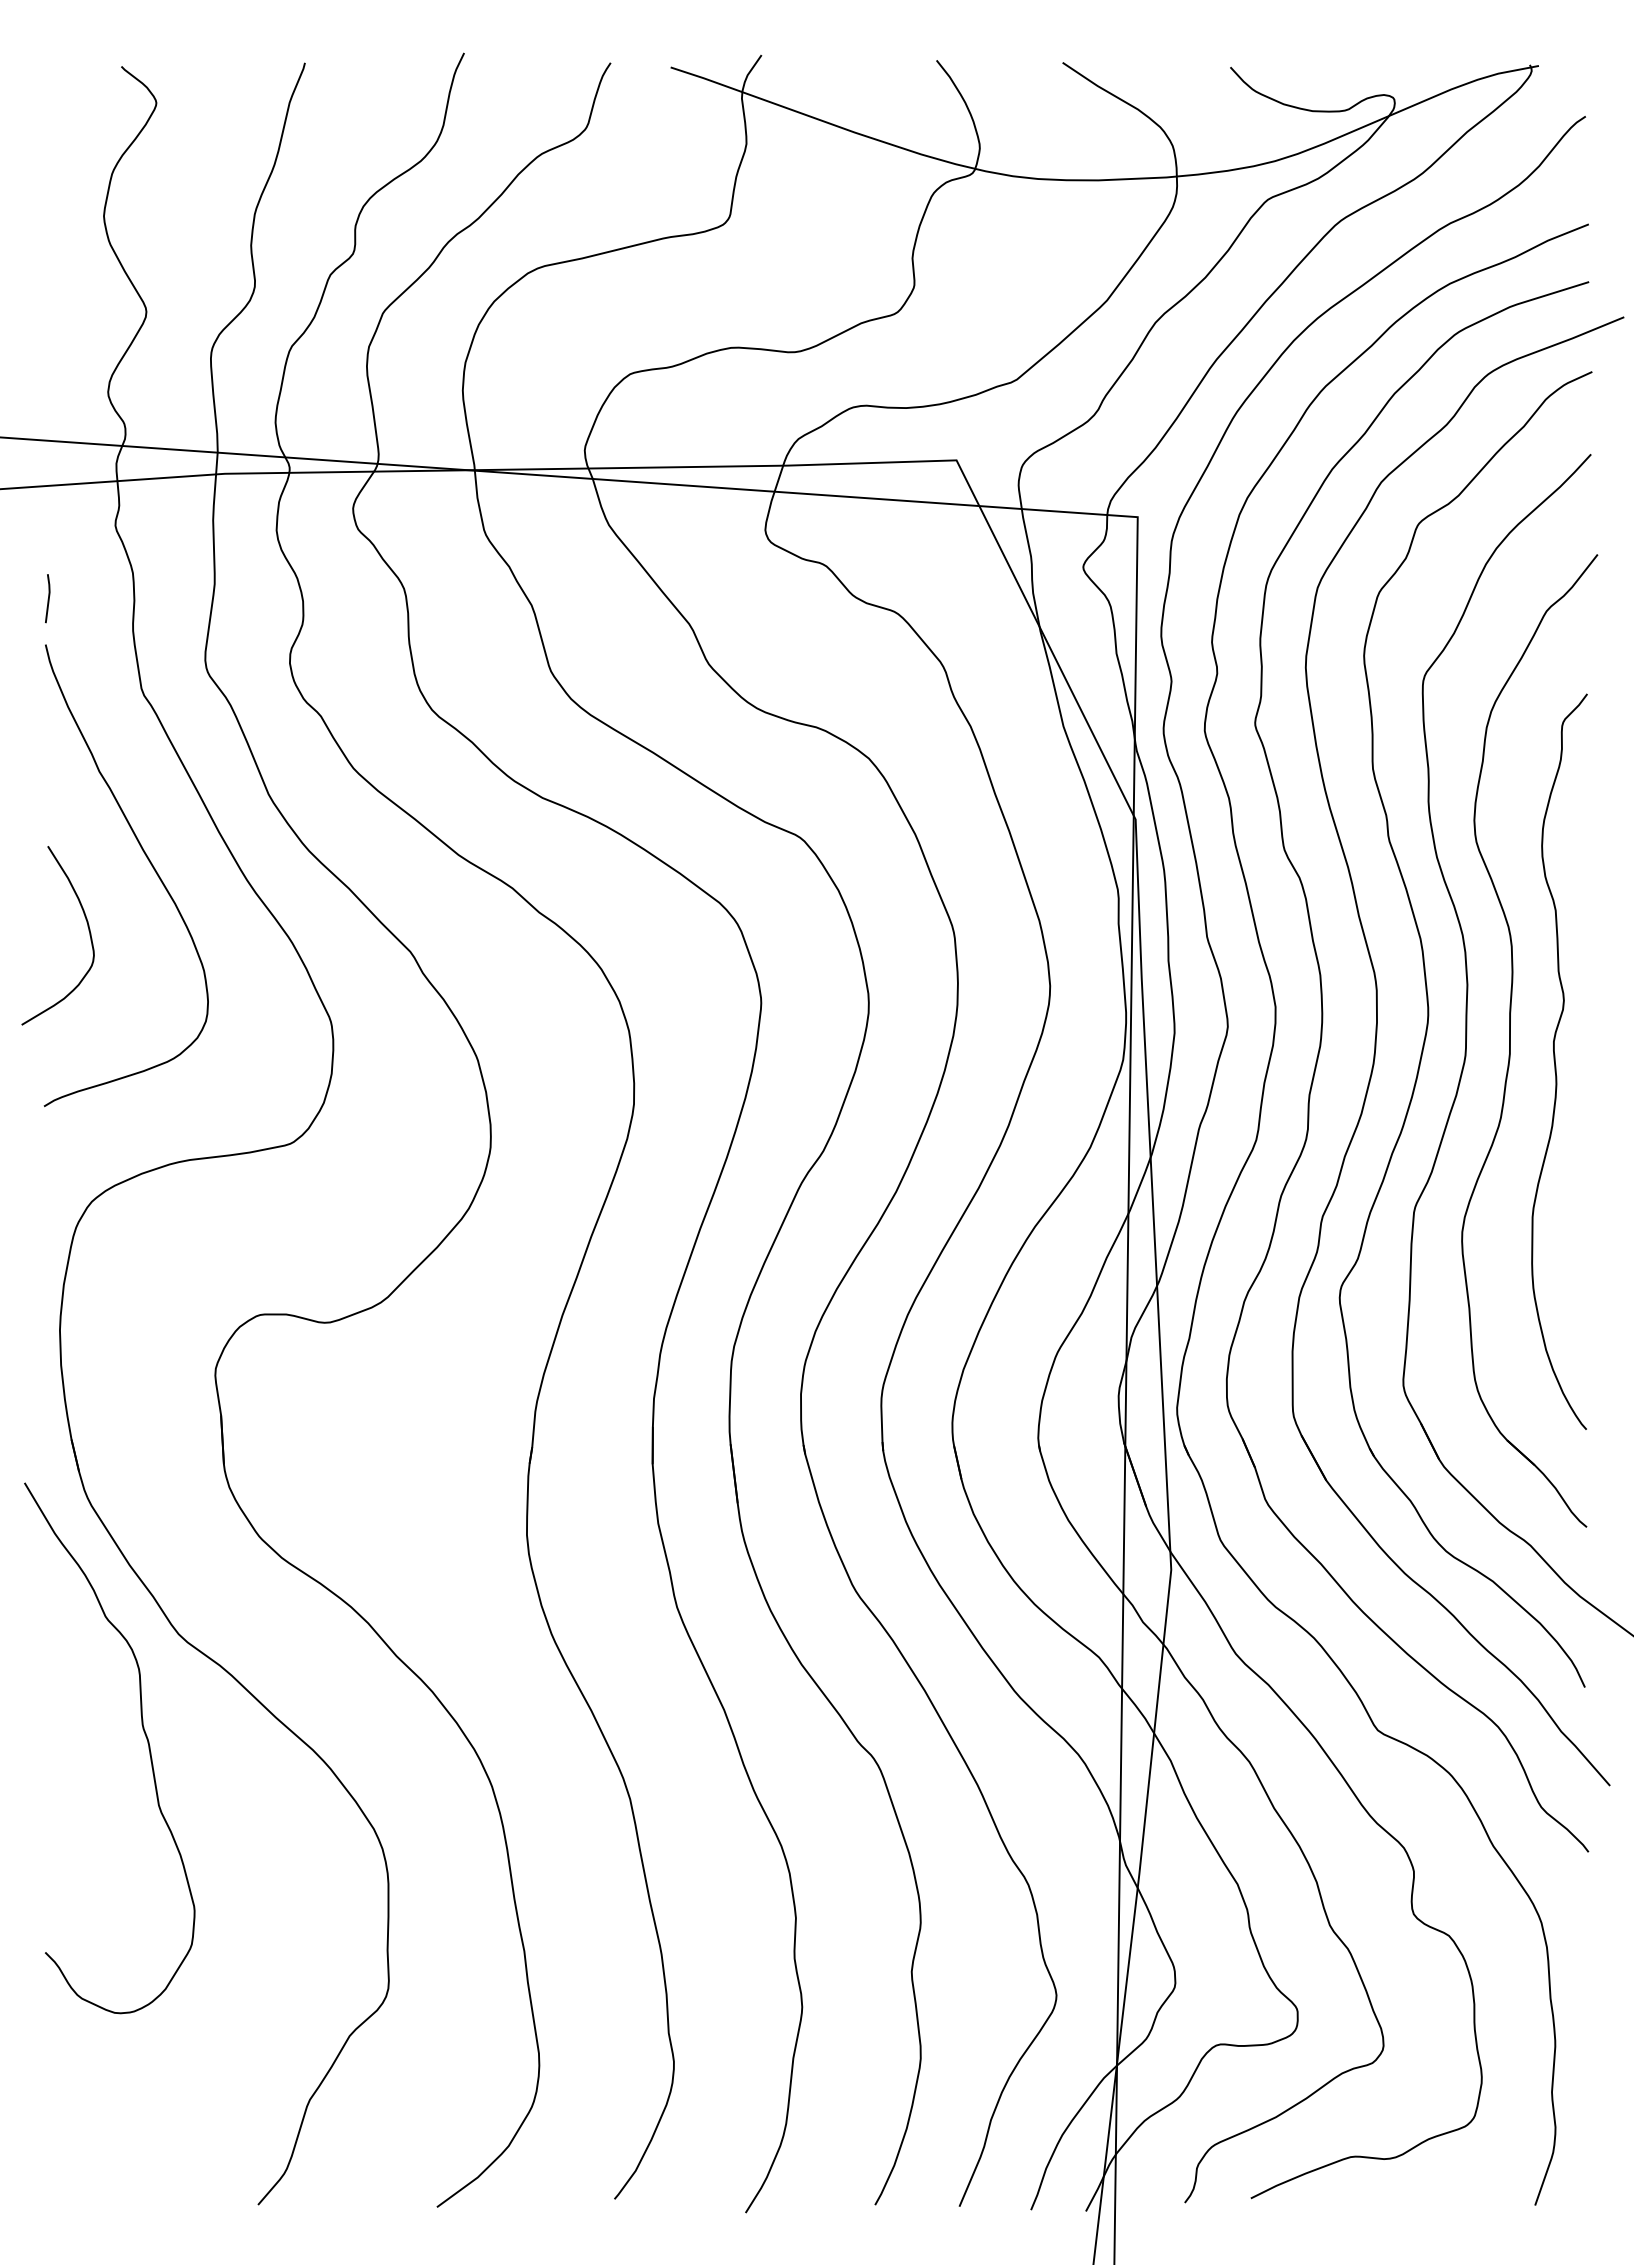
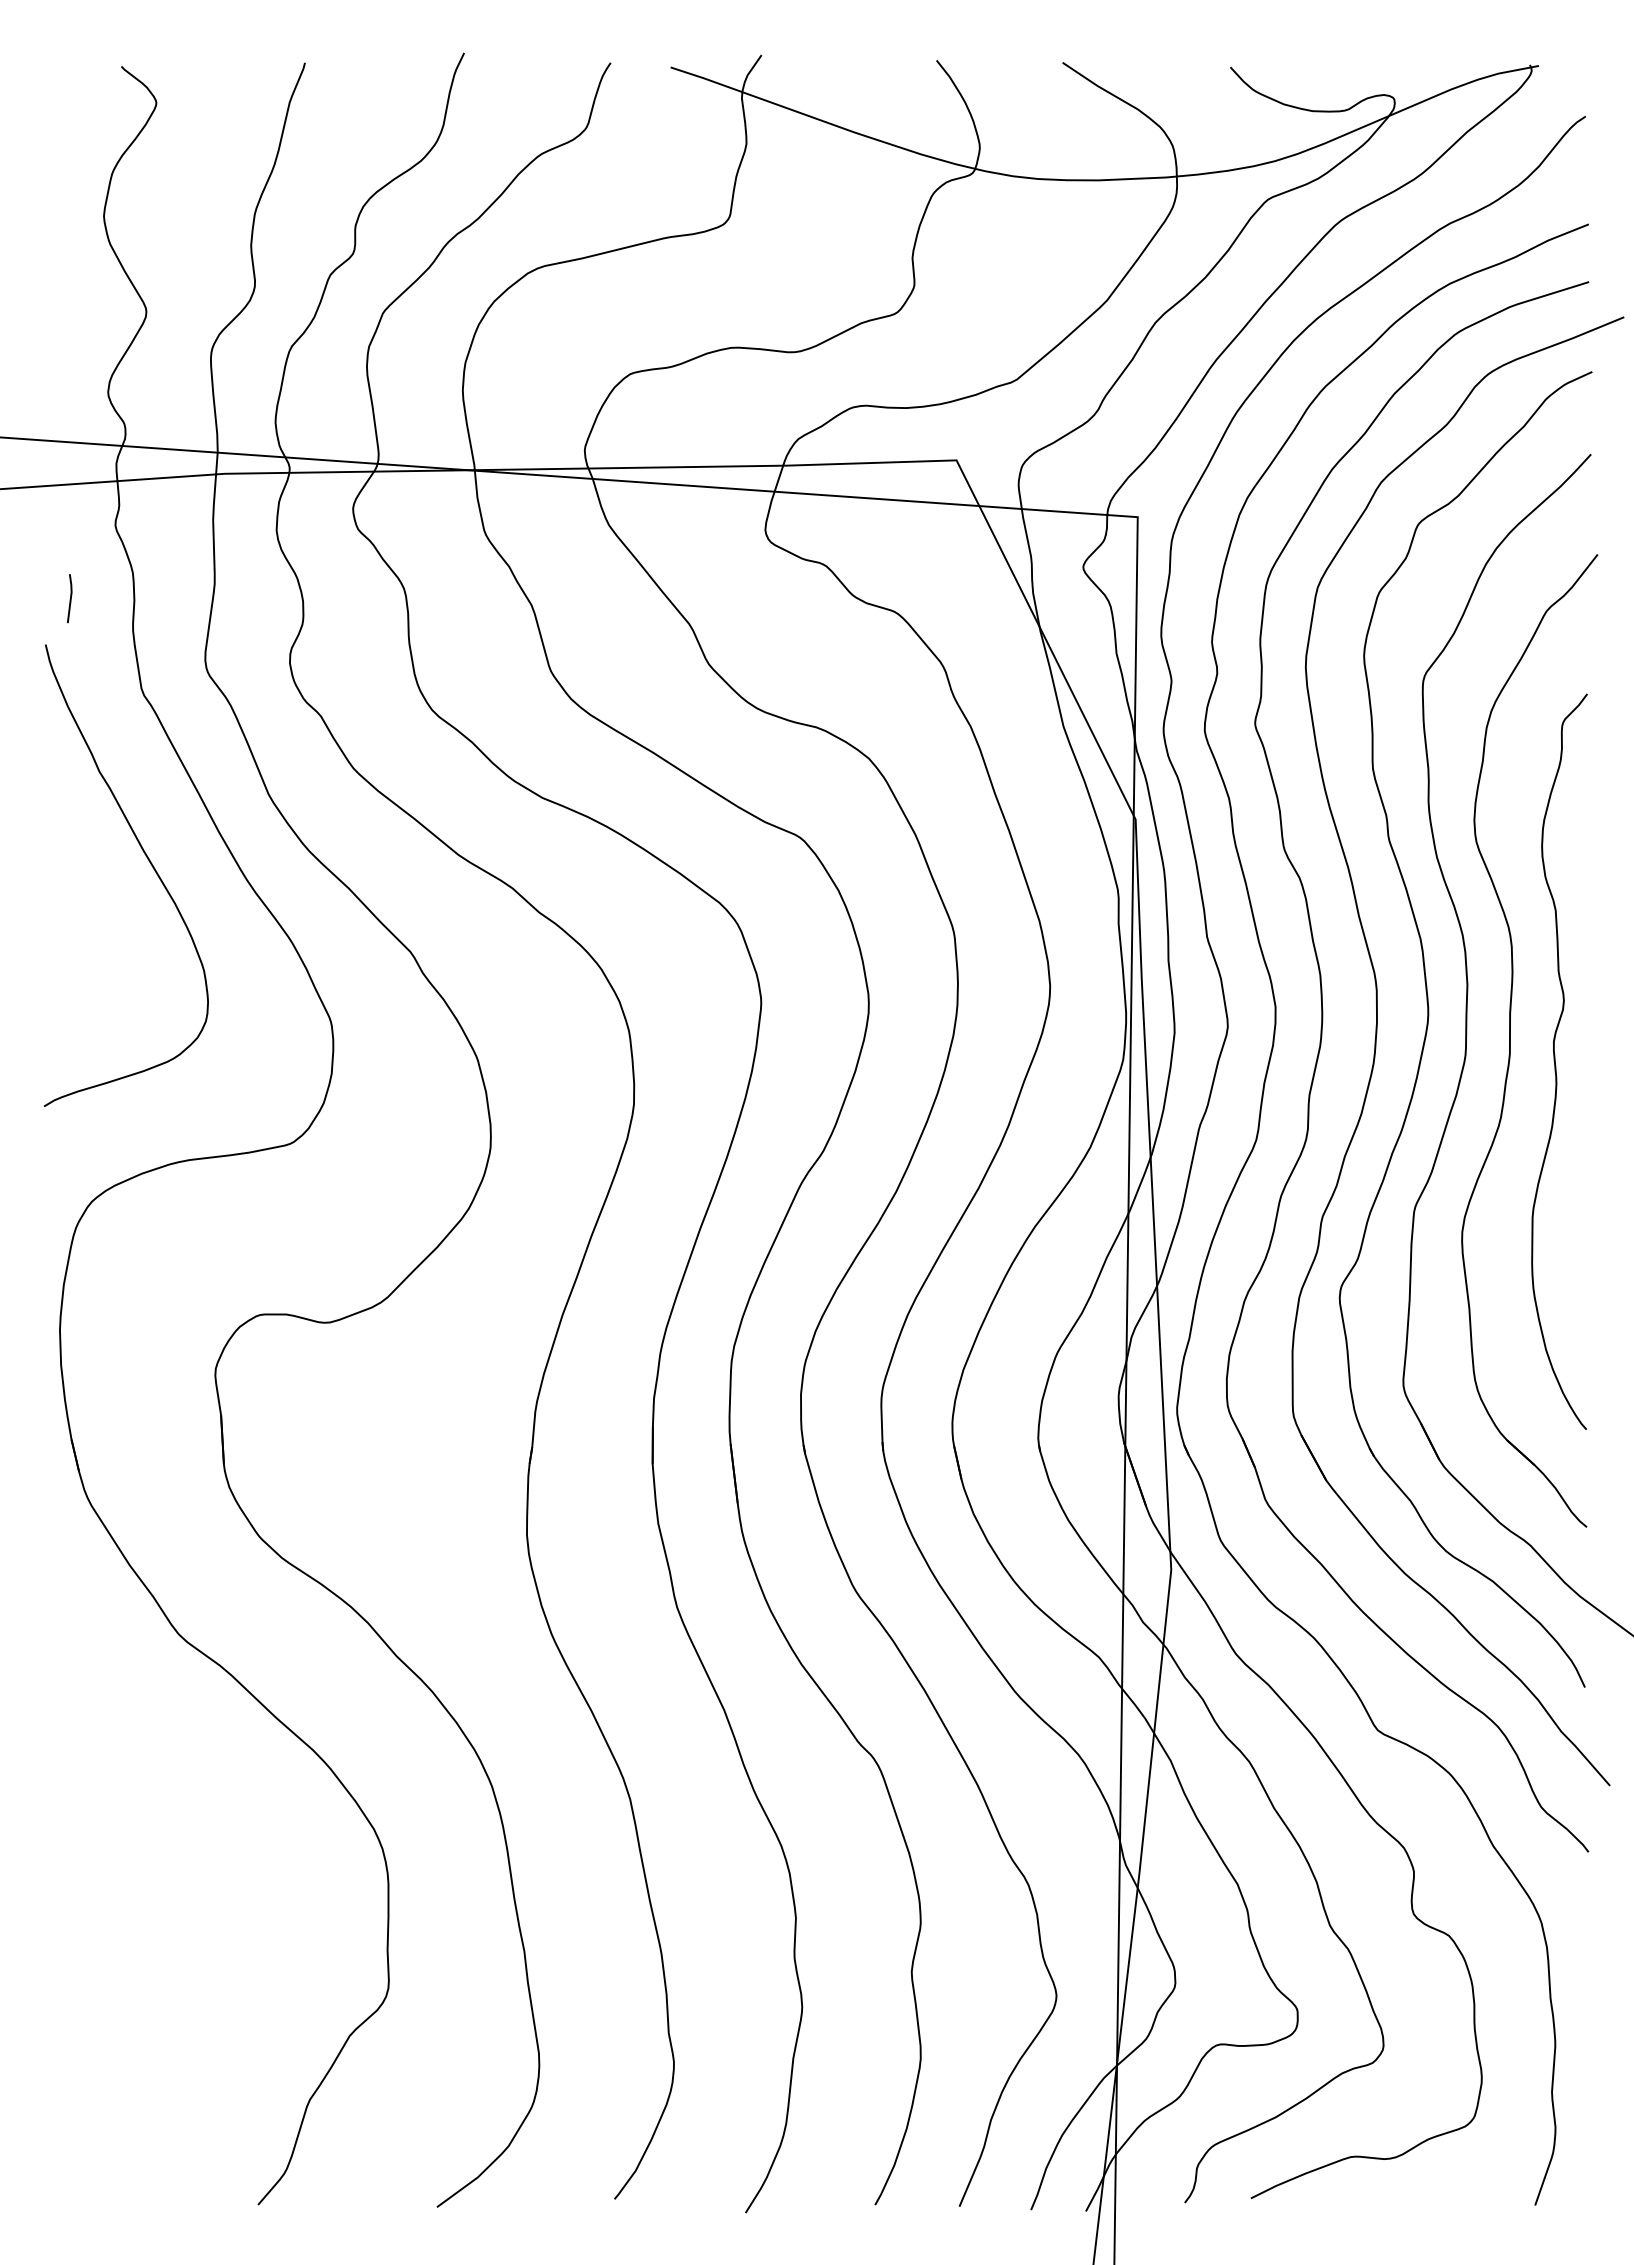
line position: (48, 598) -> (70, 598) (70, 598)
curve: present -> none (87, 926)
curve: present -> none (144, 1734)
